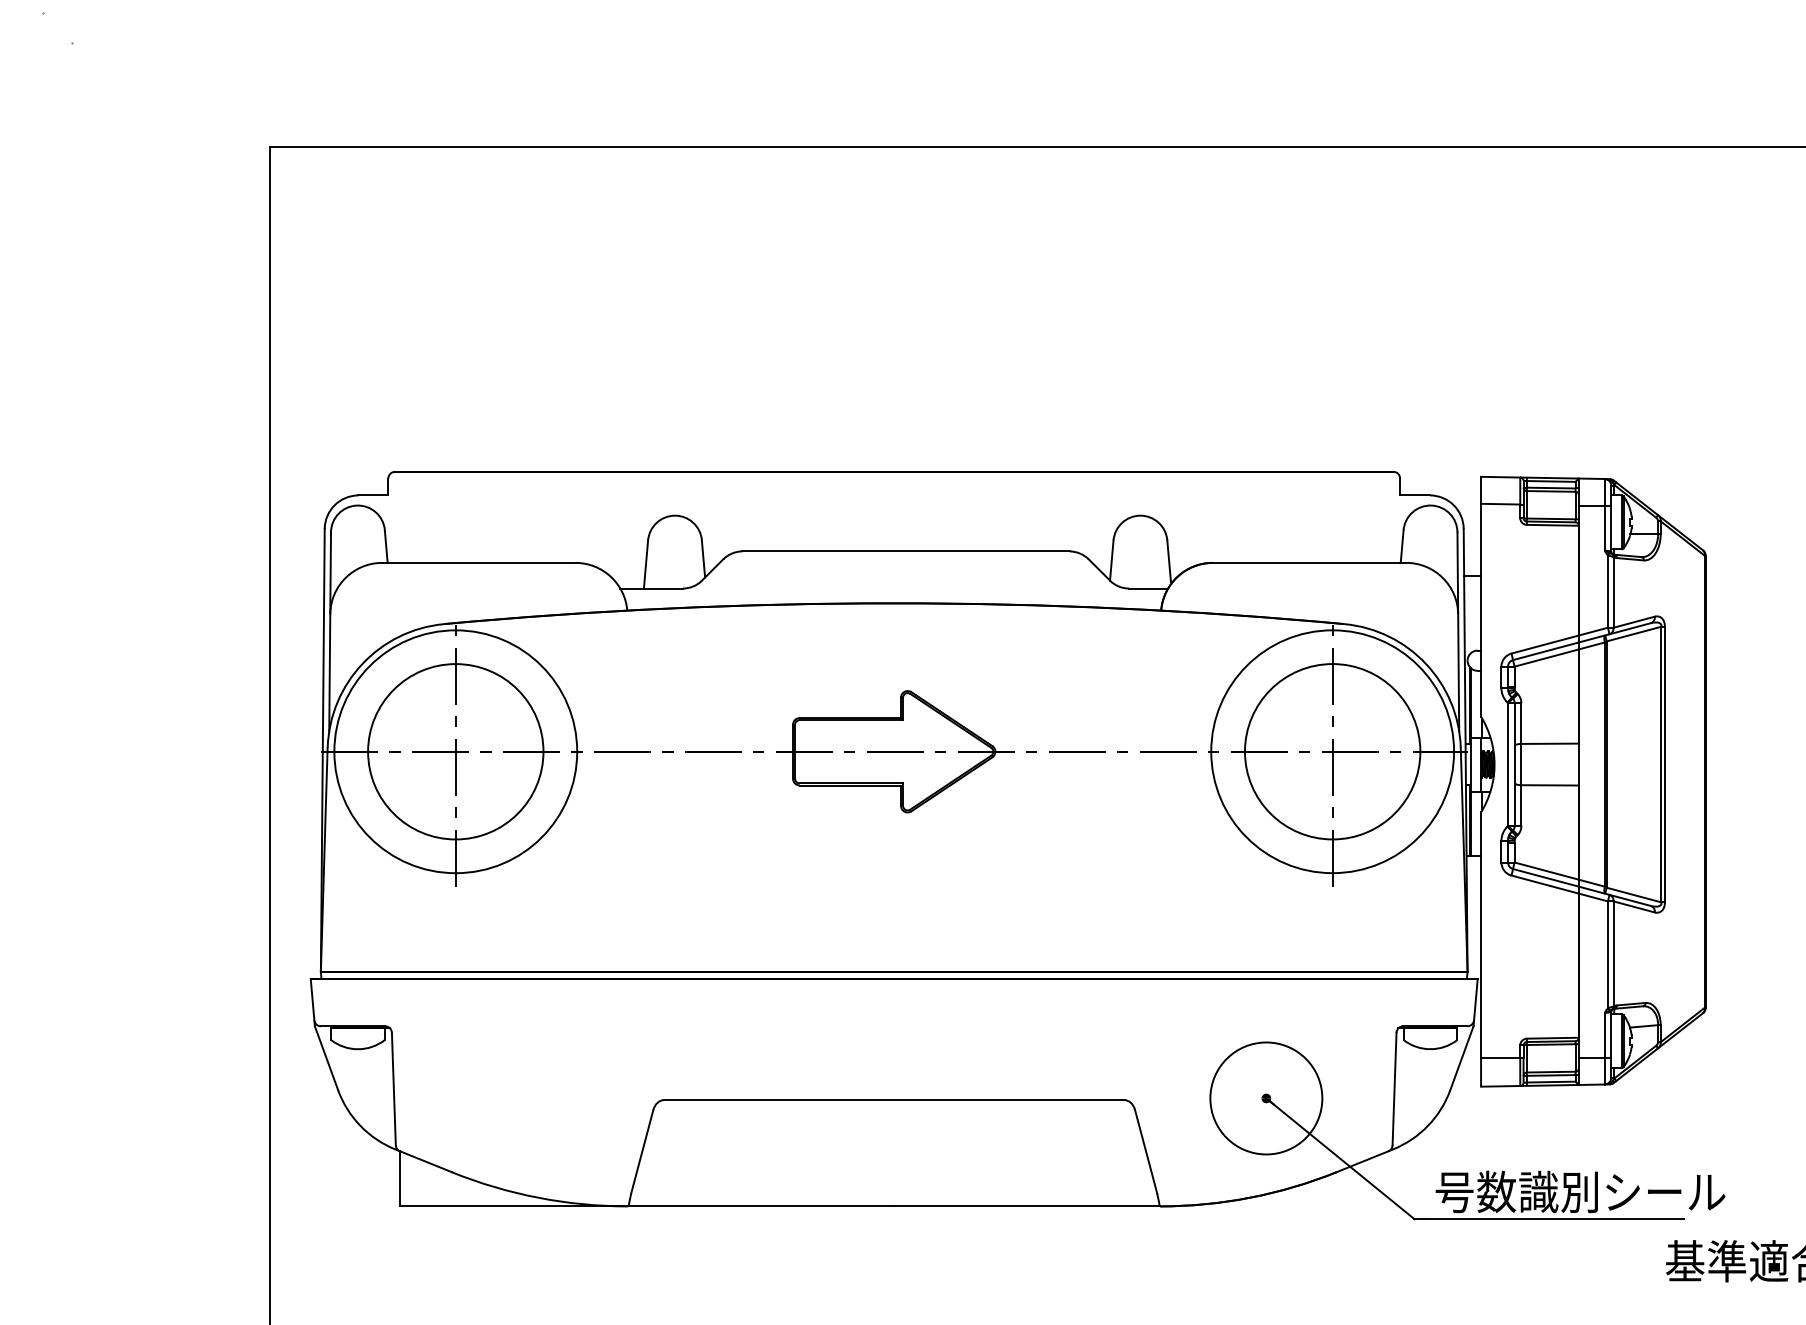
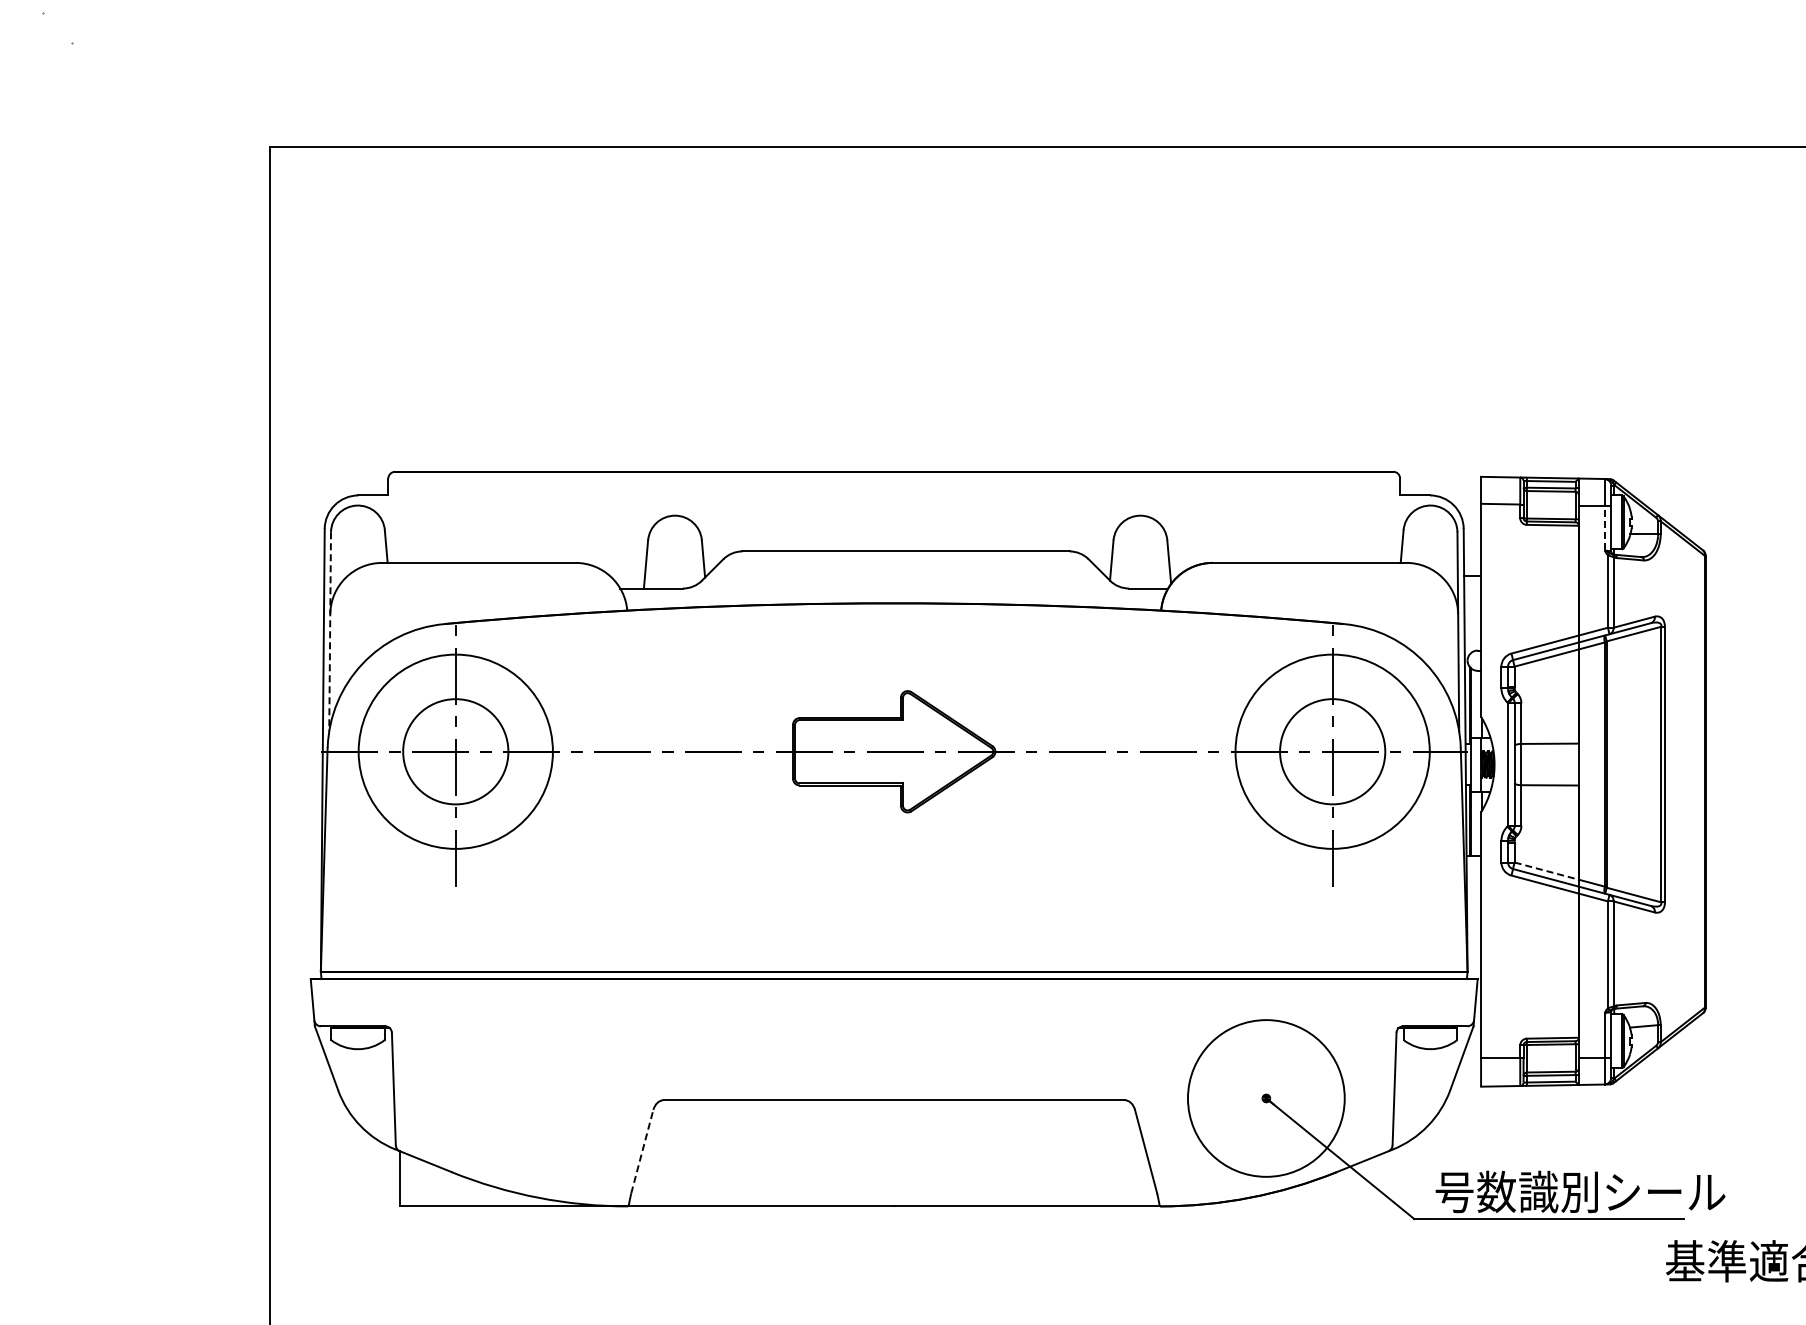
line: solid -> dashed (1604, 527)
line: solid -> dashed (330, 631)
circle diameter: 175 px -> 105 px (455, 751)
circle diameter: 243 px -> 194 px (455, 751)
circle diameter: 175 px -> 105 px (1332, 751)
circle diameter: 243 px -> 194 px (1332, 751)
line: solid -> dashed (1547, 871)
circle diameter: 112 px -> 157 px (1265, 1098)
line: solid -> dashed (642, 1151)
